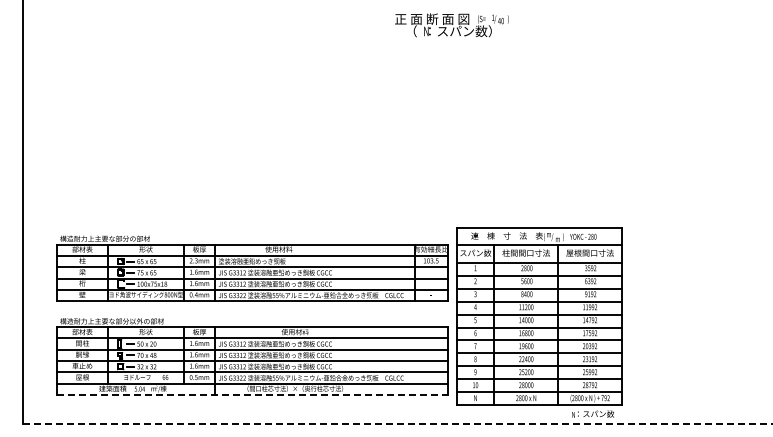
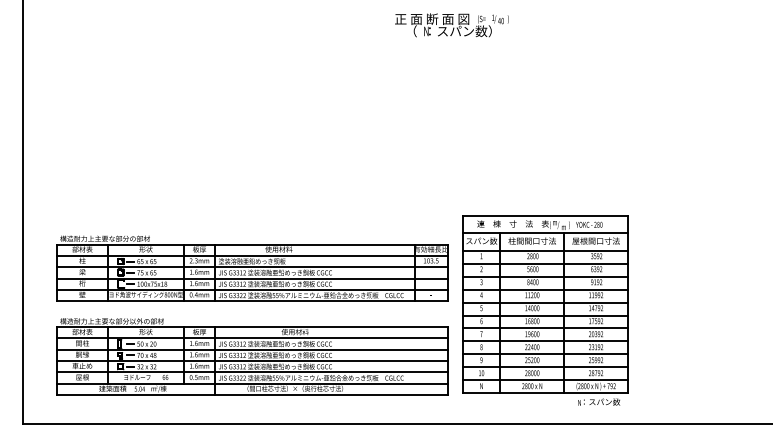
part position: (539, 322) -> (545, 310) (545, 310)
line: dashed -> solid (252, 395)
line: dashed -> solid (398, 423)
